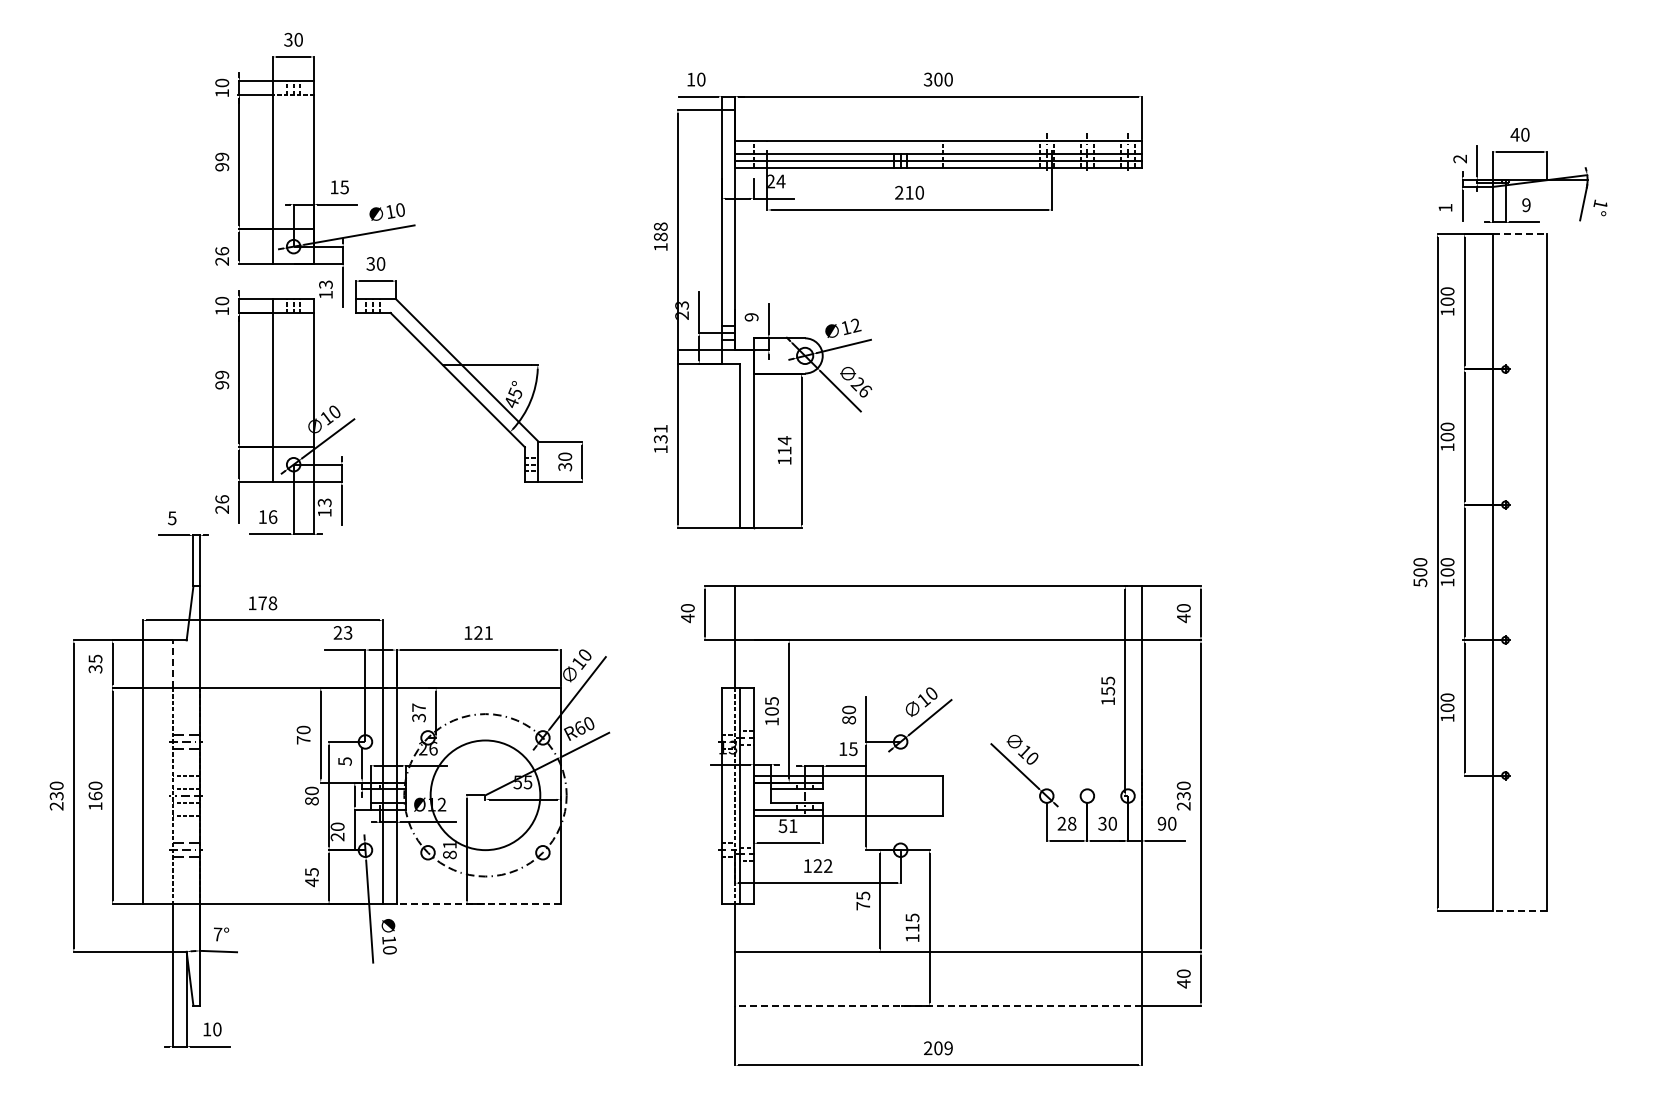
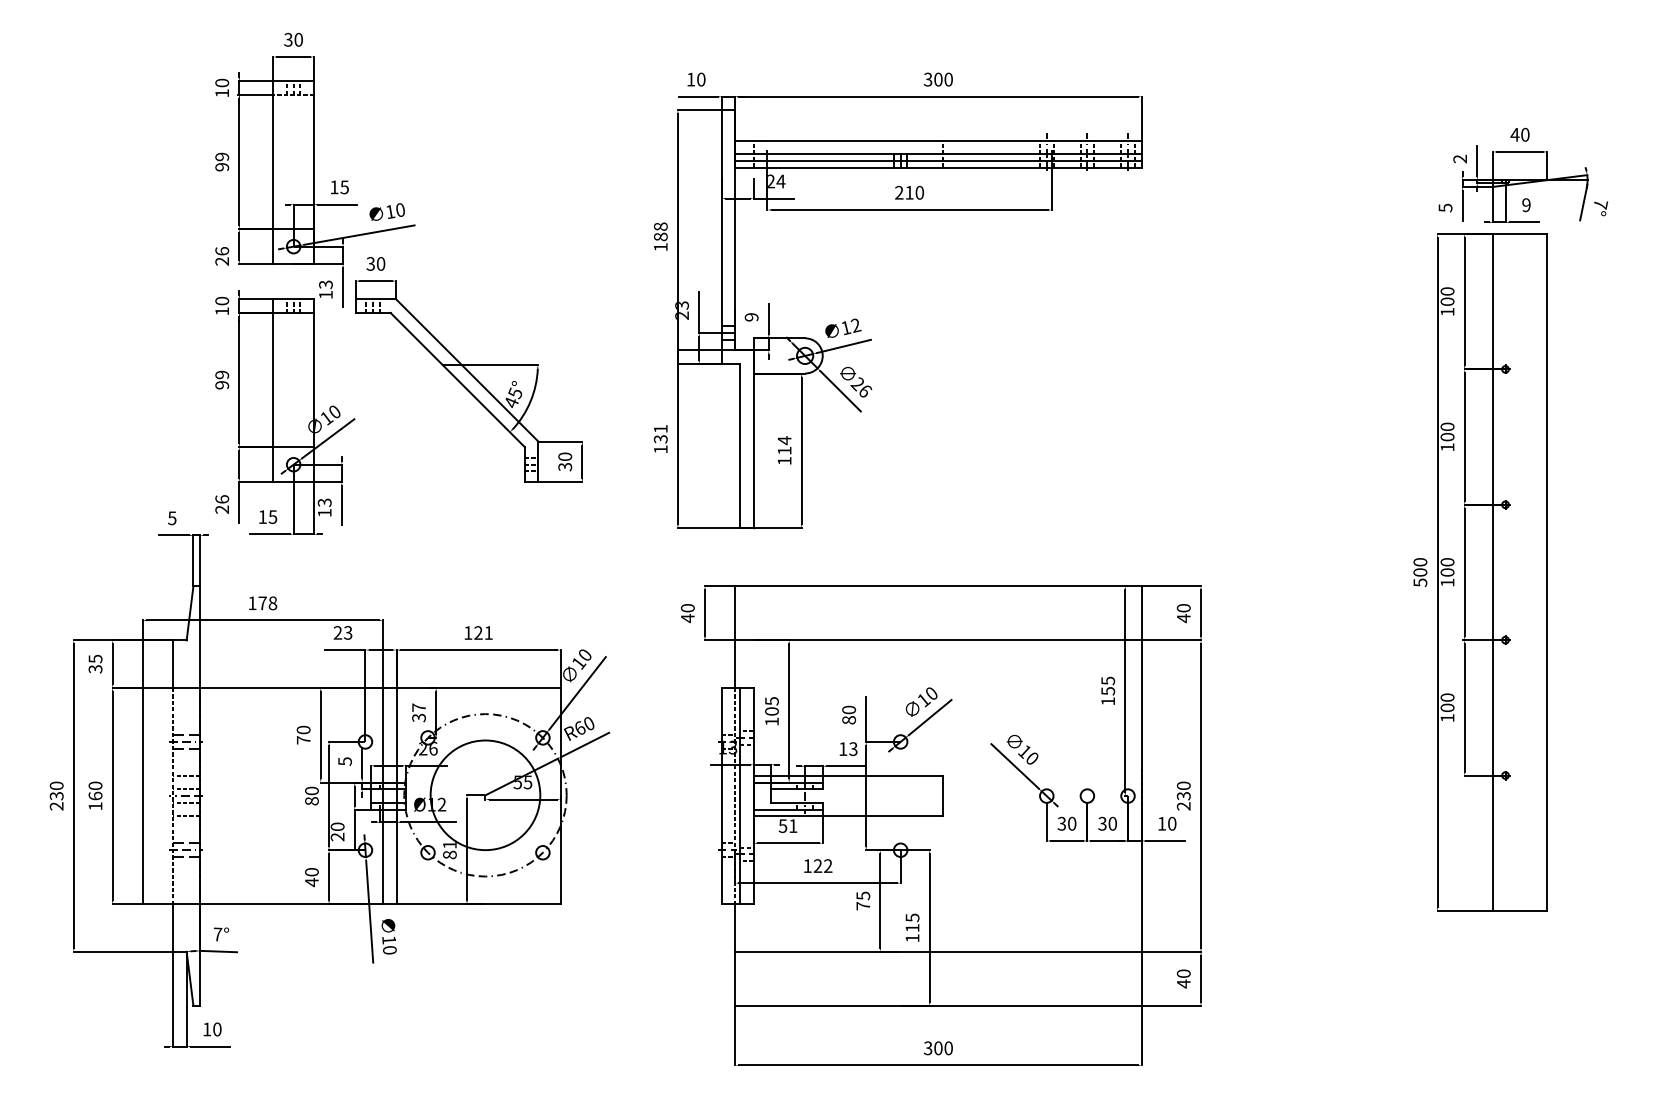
text: 1° -> 7° (1600, 204)
text: 1 -> 5 (1445, 207)
line: dashed -> solid (1520, 234)
text: 16 -> 15 (272, 516)
line: dashed -> solid (173, 664)
text: 15 -> 13 (853, 748)
text: 28 -> 30 (1066, 823)
text: 90 -> 10 (1161, 823)
text: 45 -> 40 (311, 872)
line: dashed -> solid (478, 904)
line: dashed -> solid (1519, 910)
line: dashed -> solid (937, 1005)
text: 209 -> 300 (937, 1048)
